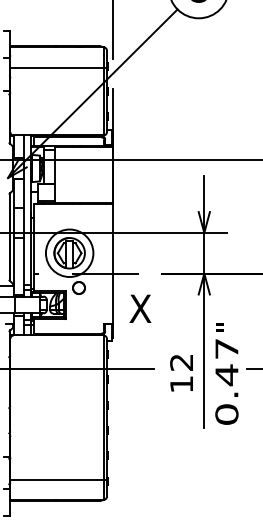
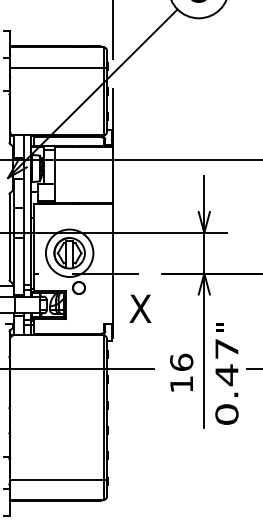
text: 12 -> 16 (181, 361)
